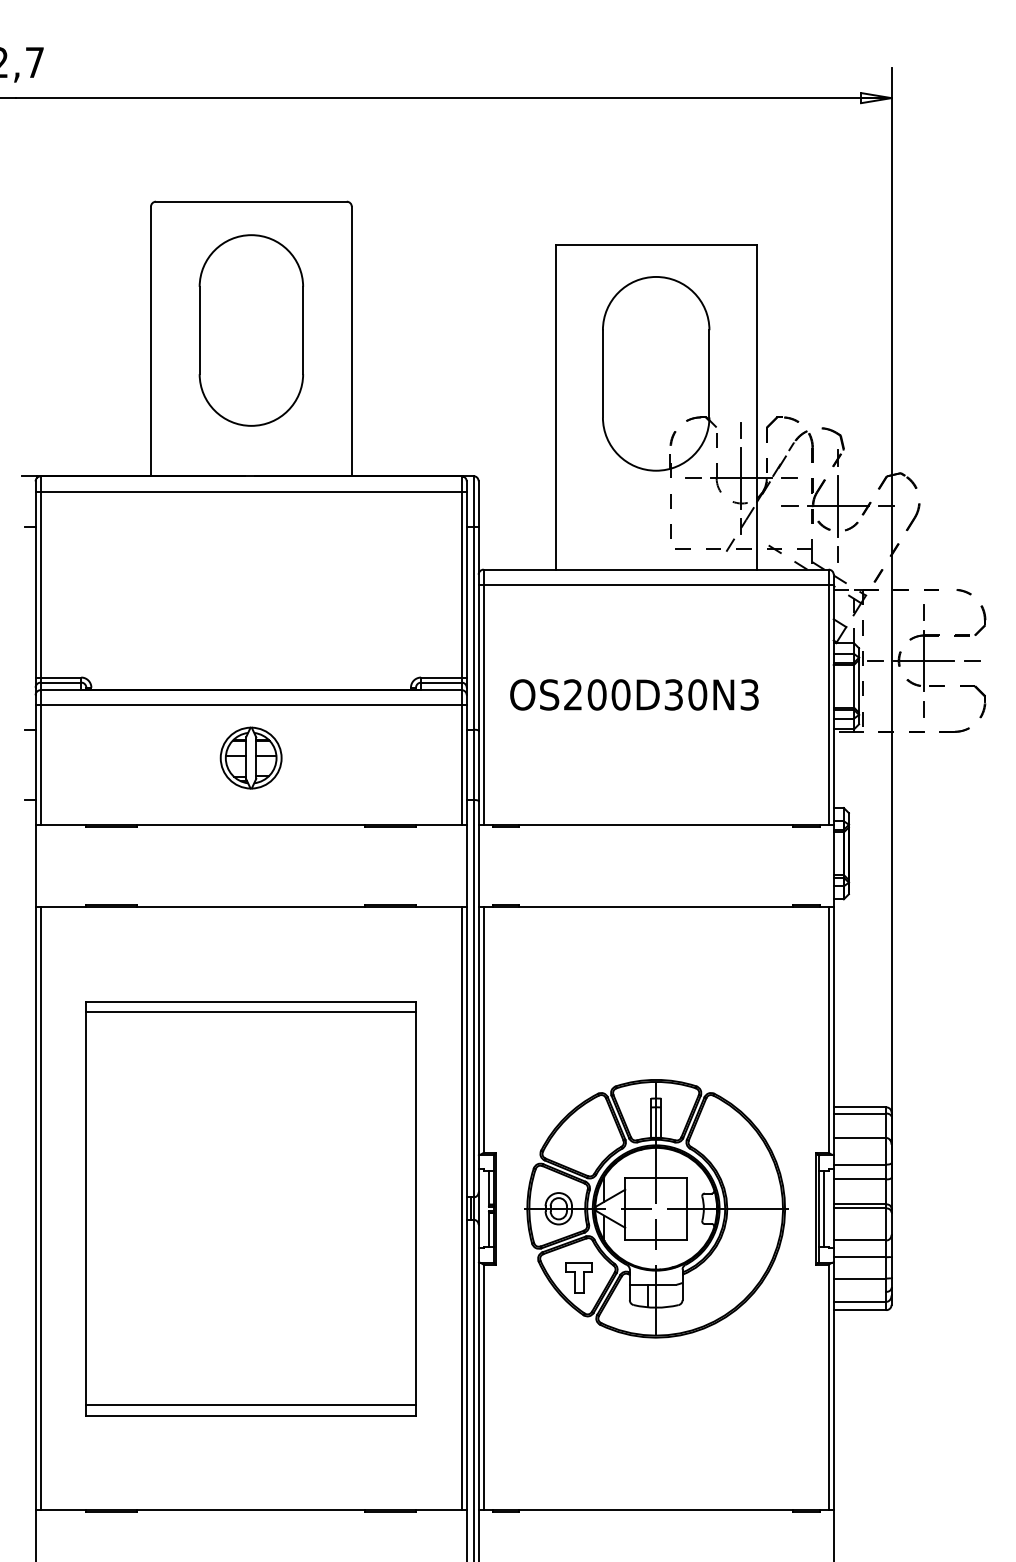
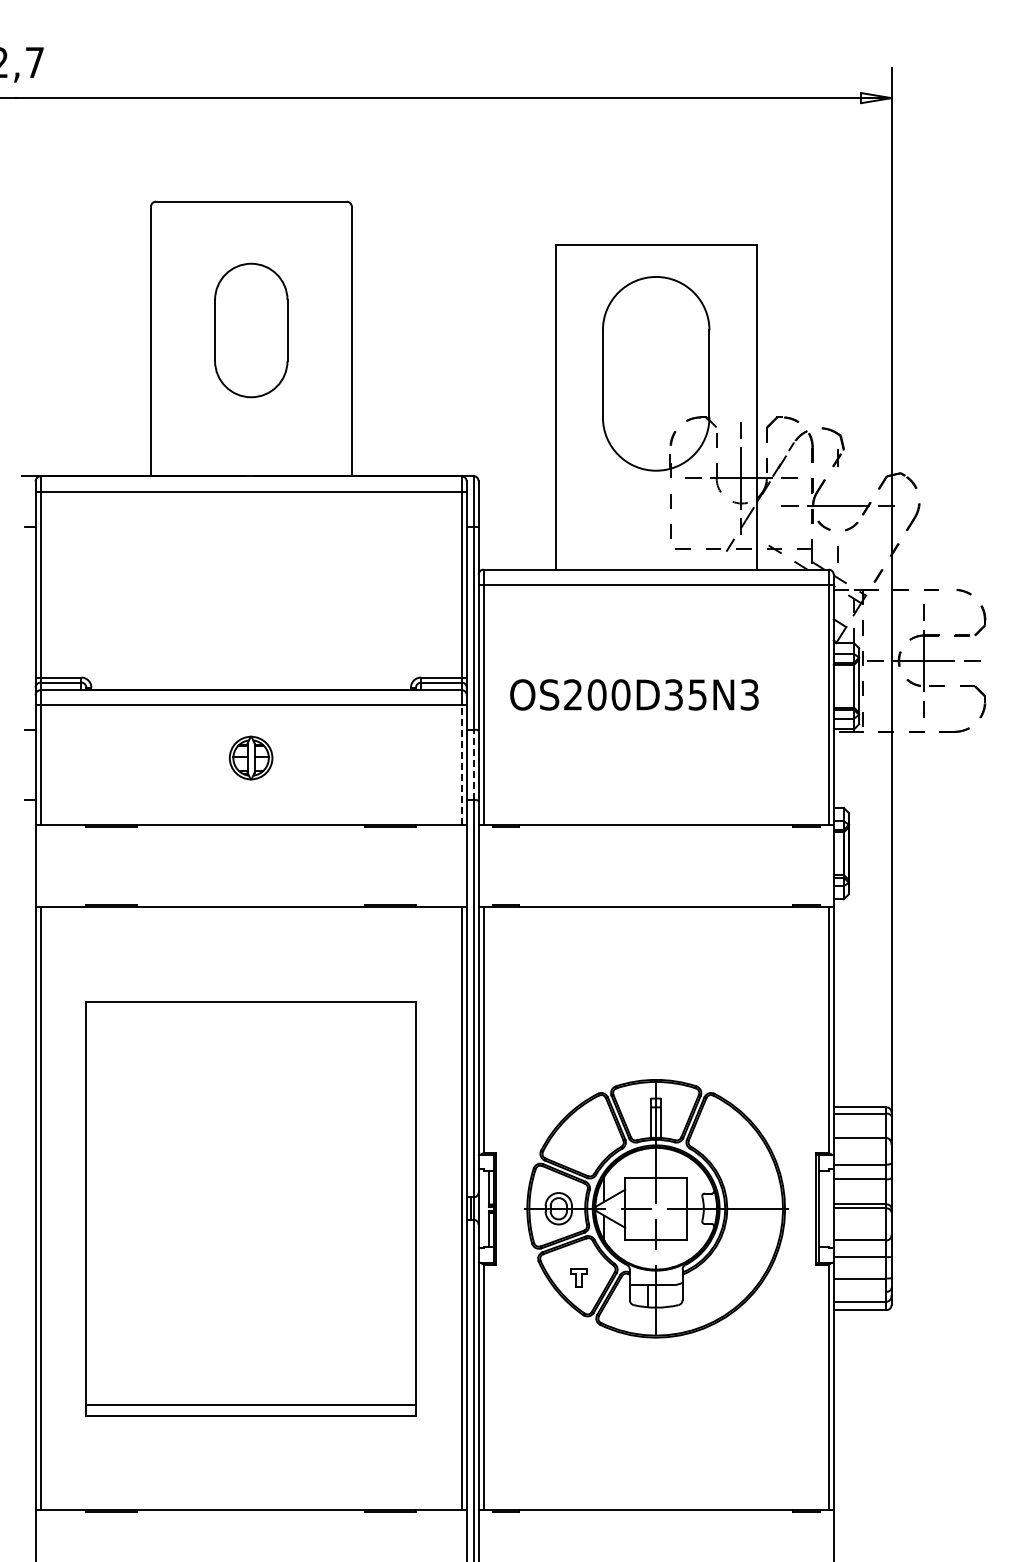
part size: 106x193 px -> 75x137 px (251, 330)
line: present -> none (838, 505)
text: OS200D30N3 -> OS200D35N3 (697, 694)
part size: 64x64 px -> 45x46 px (251, 757)
line: solid -> dashed (473, 764)
line: solid -> dashed (461, 765)
line: present -> none (251, 1011)
line: present -> none (823, 1208)
part size: 28x32 px -> 18x20 px (578, 1277)
